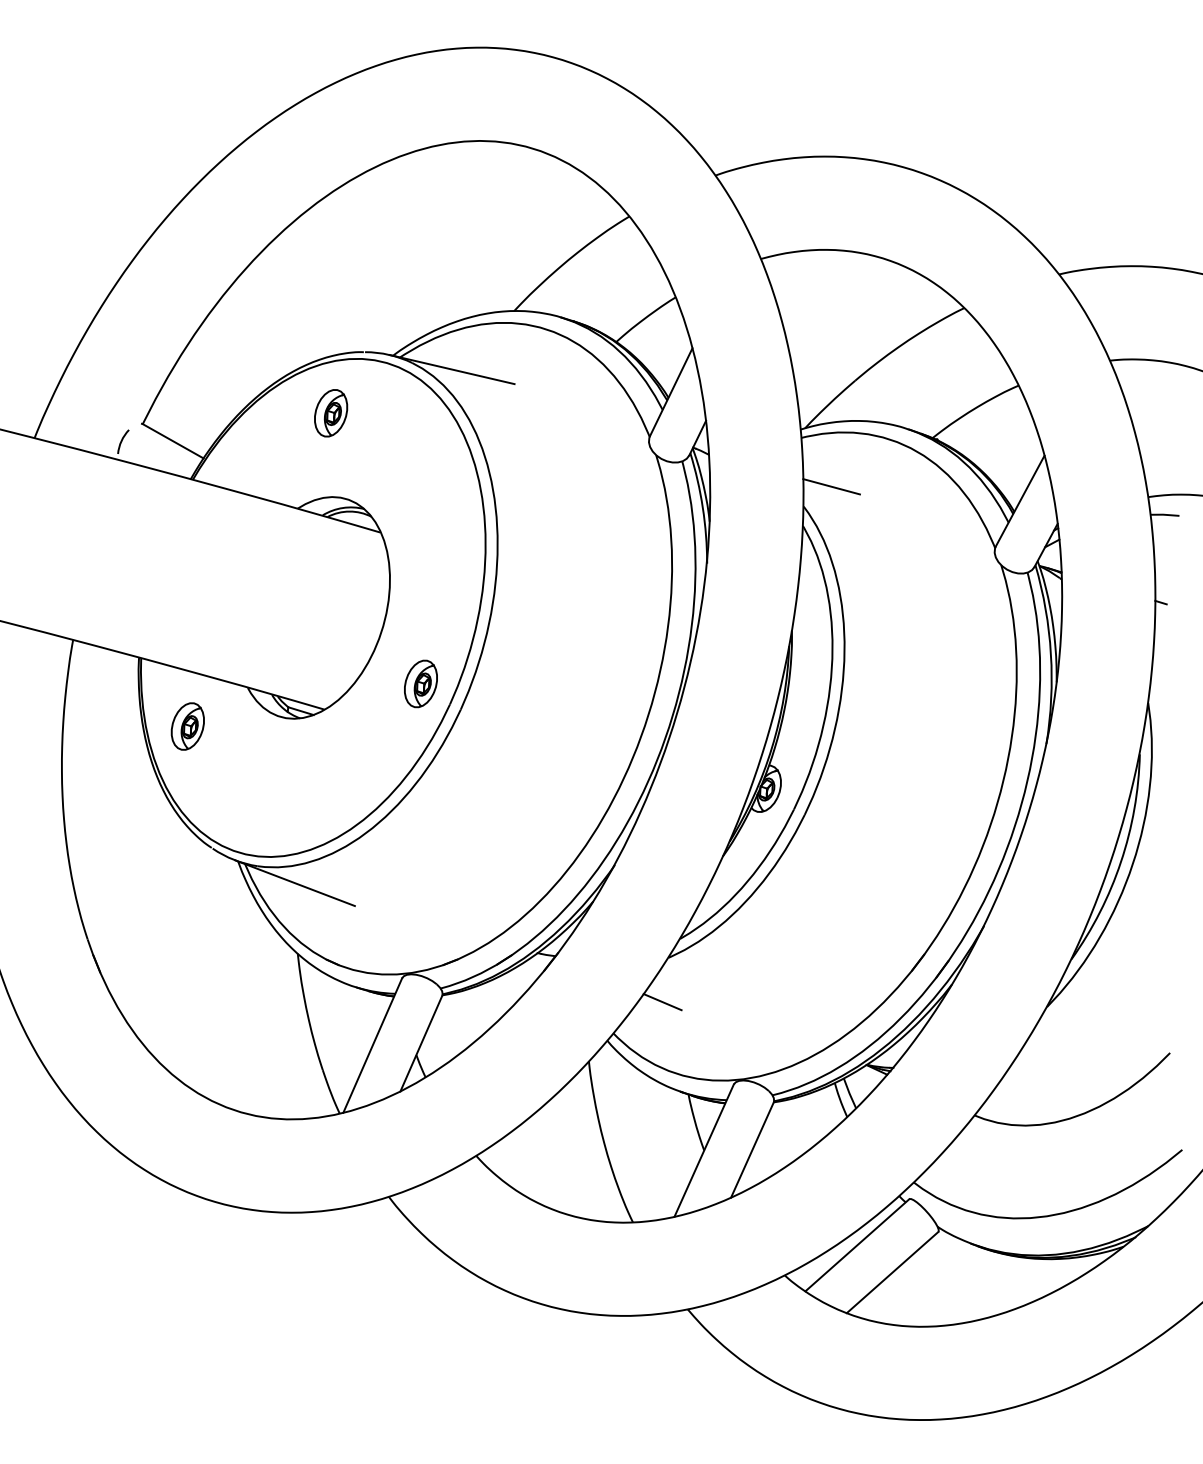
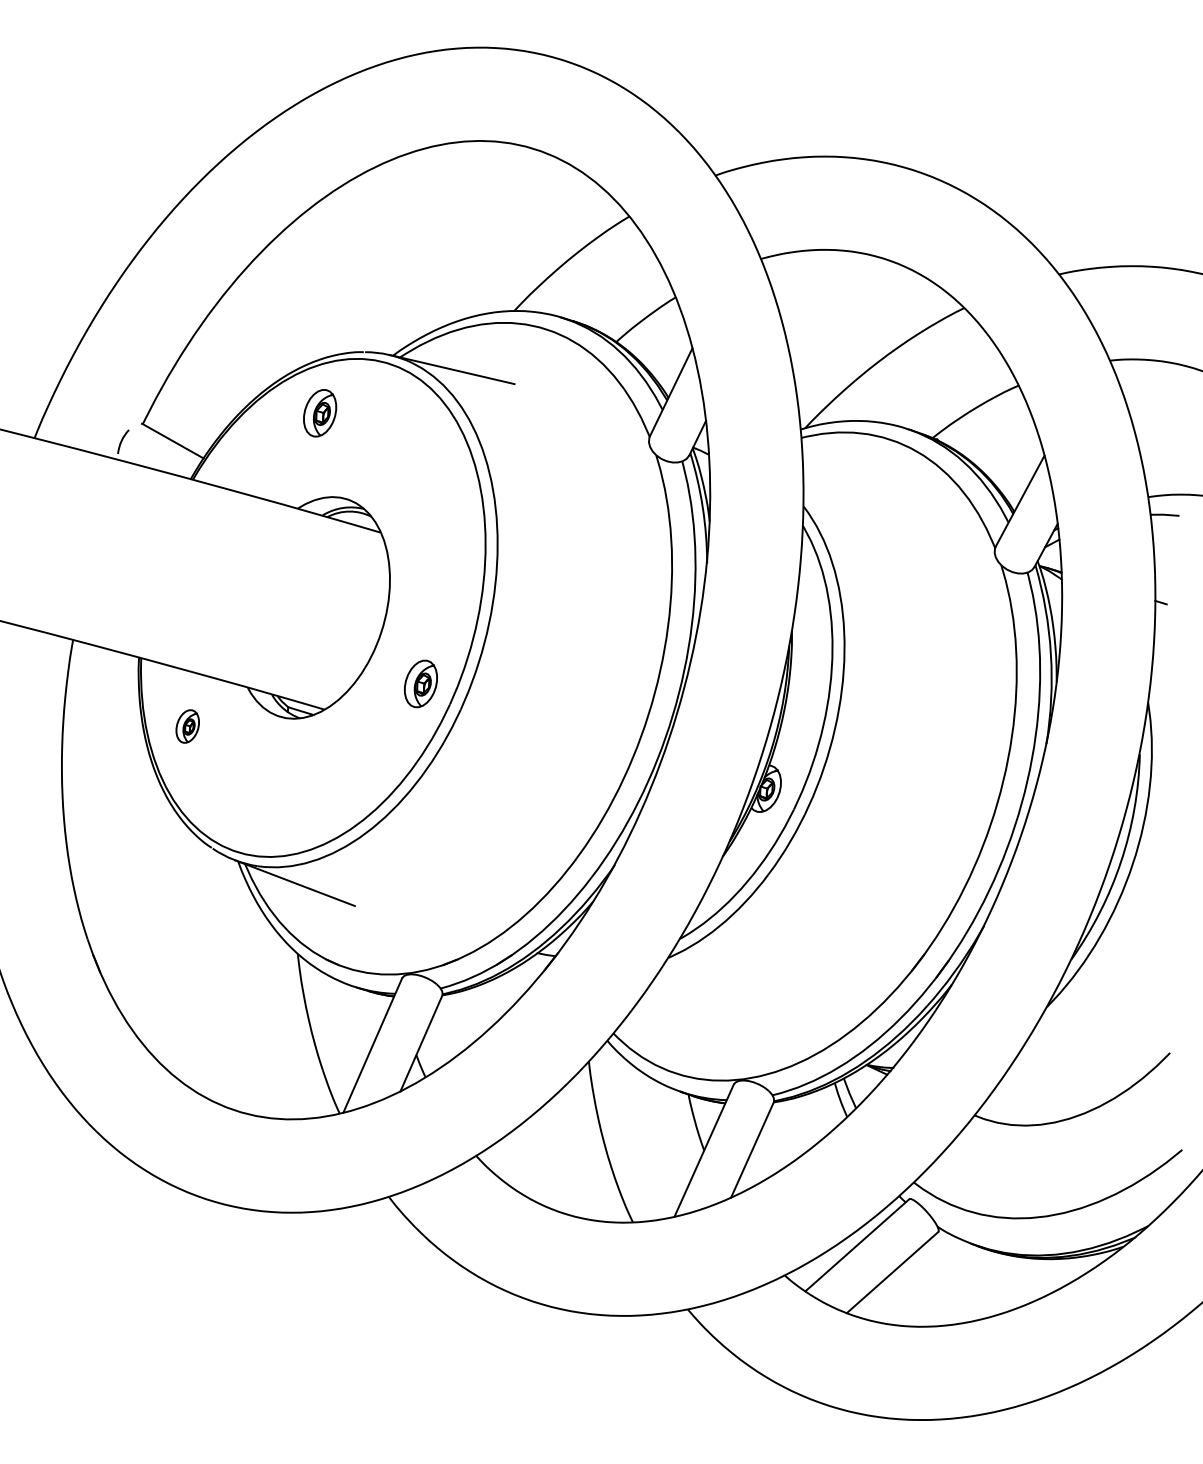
part position: (331, 413) -> (320, 413) (320, 413)
line: present -> none (831, 486)
part size: 35x49 px -> 25x35 px (187, 726)
line: present -> none (662, 1002)
